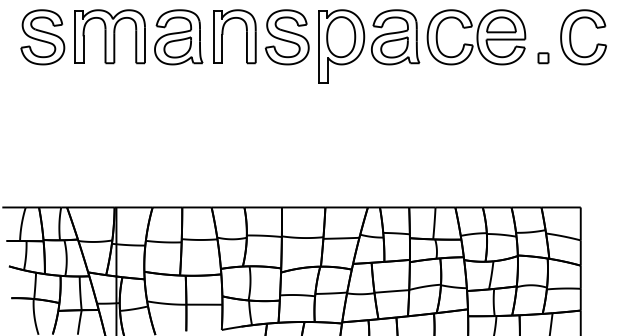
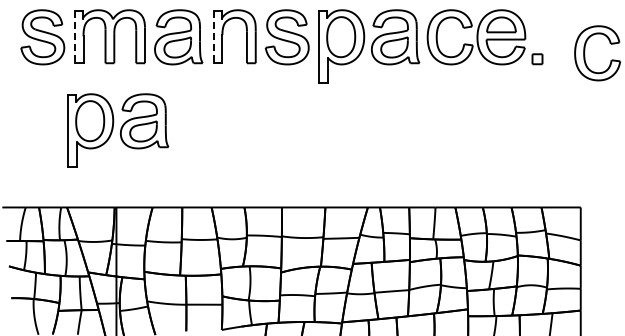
line: solid -> dashed (74, 37)
line: solid -> dashed (213, 37)
part position: (571, 38) -> (585, 54) (585, 54)
part position: (543, 58) -> (537, 59) (537, 59)
part: none -> present (118, 130)
